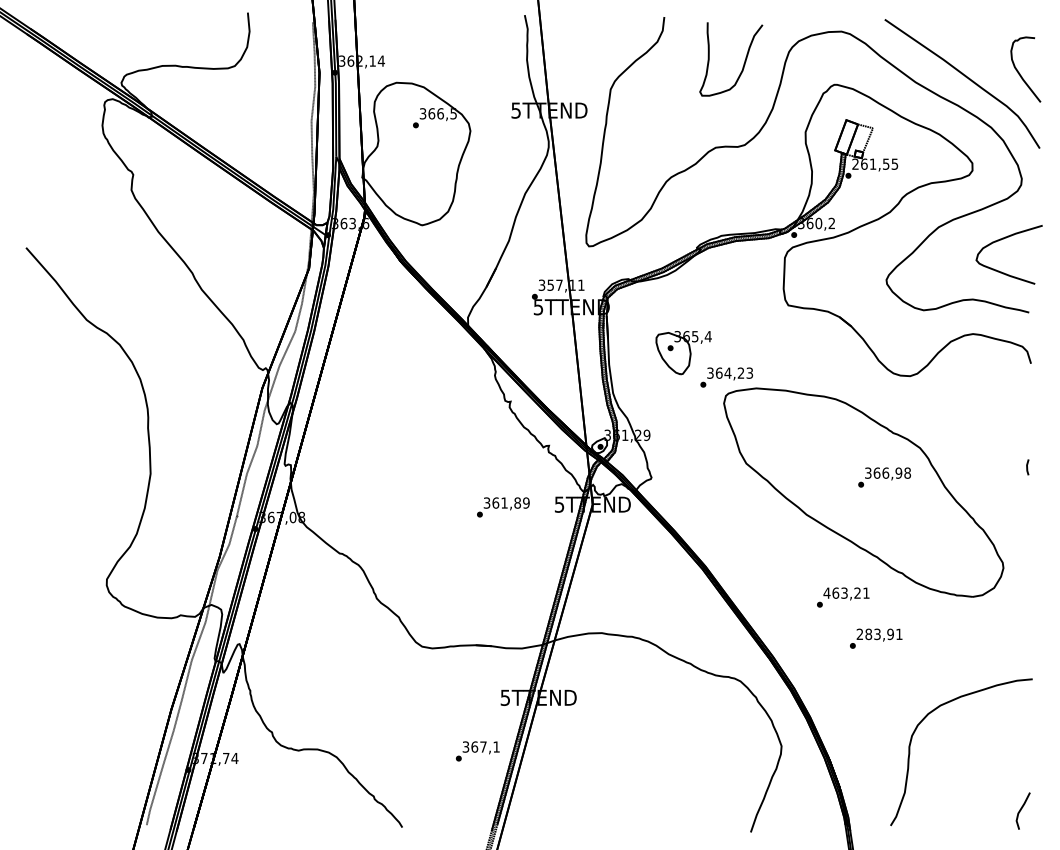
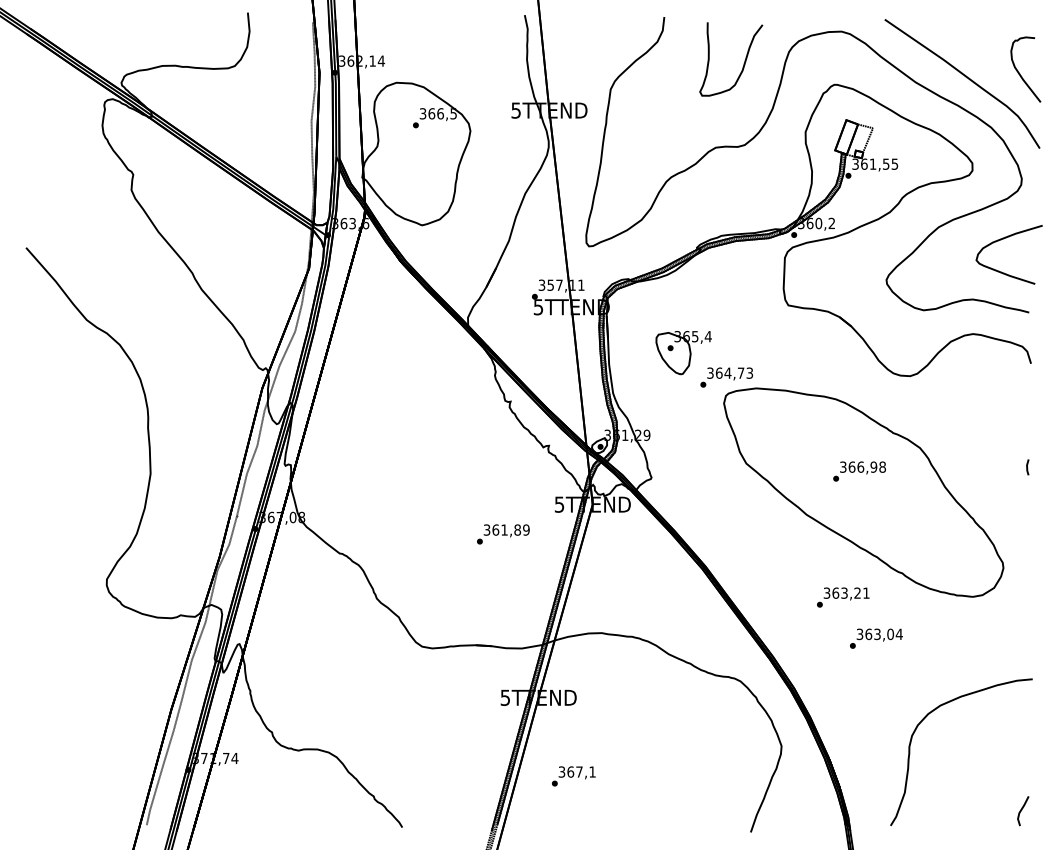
text: 261,55 -> 361,55 (855, 164)
text: 364,23 -> 364,73 (740, 372)
text position: (884, 477) -> (859, 471) (859, 471)
text position: (503, 507) -> (503, 534) (503, 534)
text: 463,21 -> 363,21 (826, 592)
text: 283,91 -> 363,04 (879, 634)
text position: (477, 751) -> (573, 776) (573, 776)
part size: 16x38 px -> 13x31 px (1023, 811)
